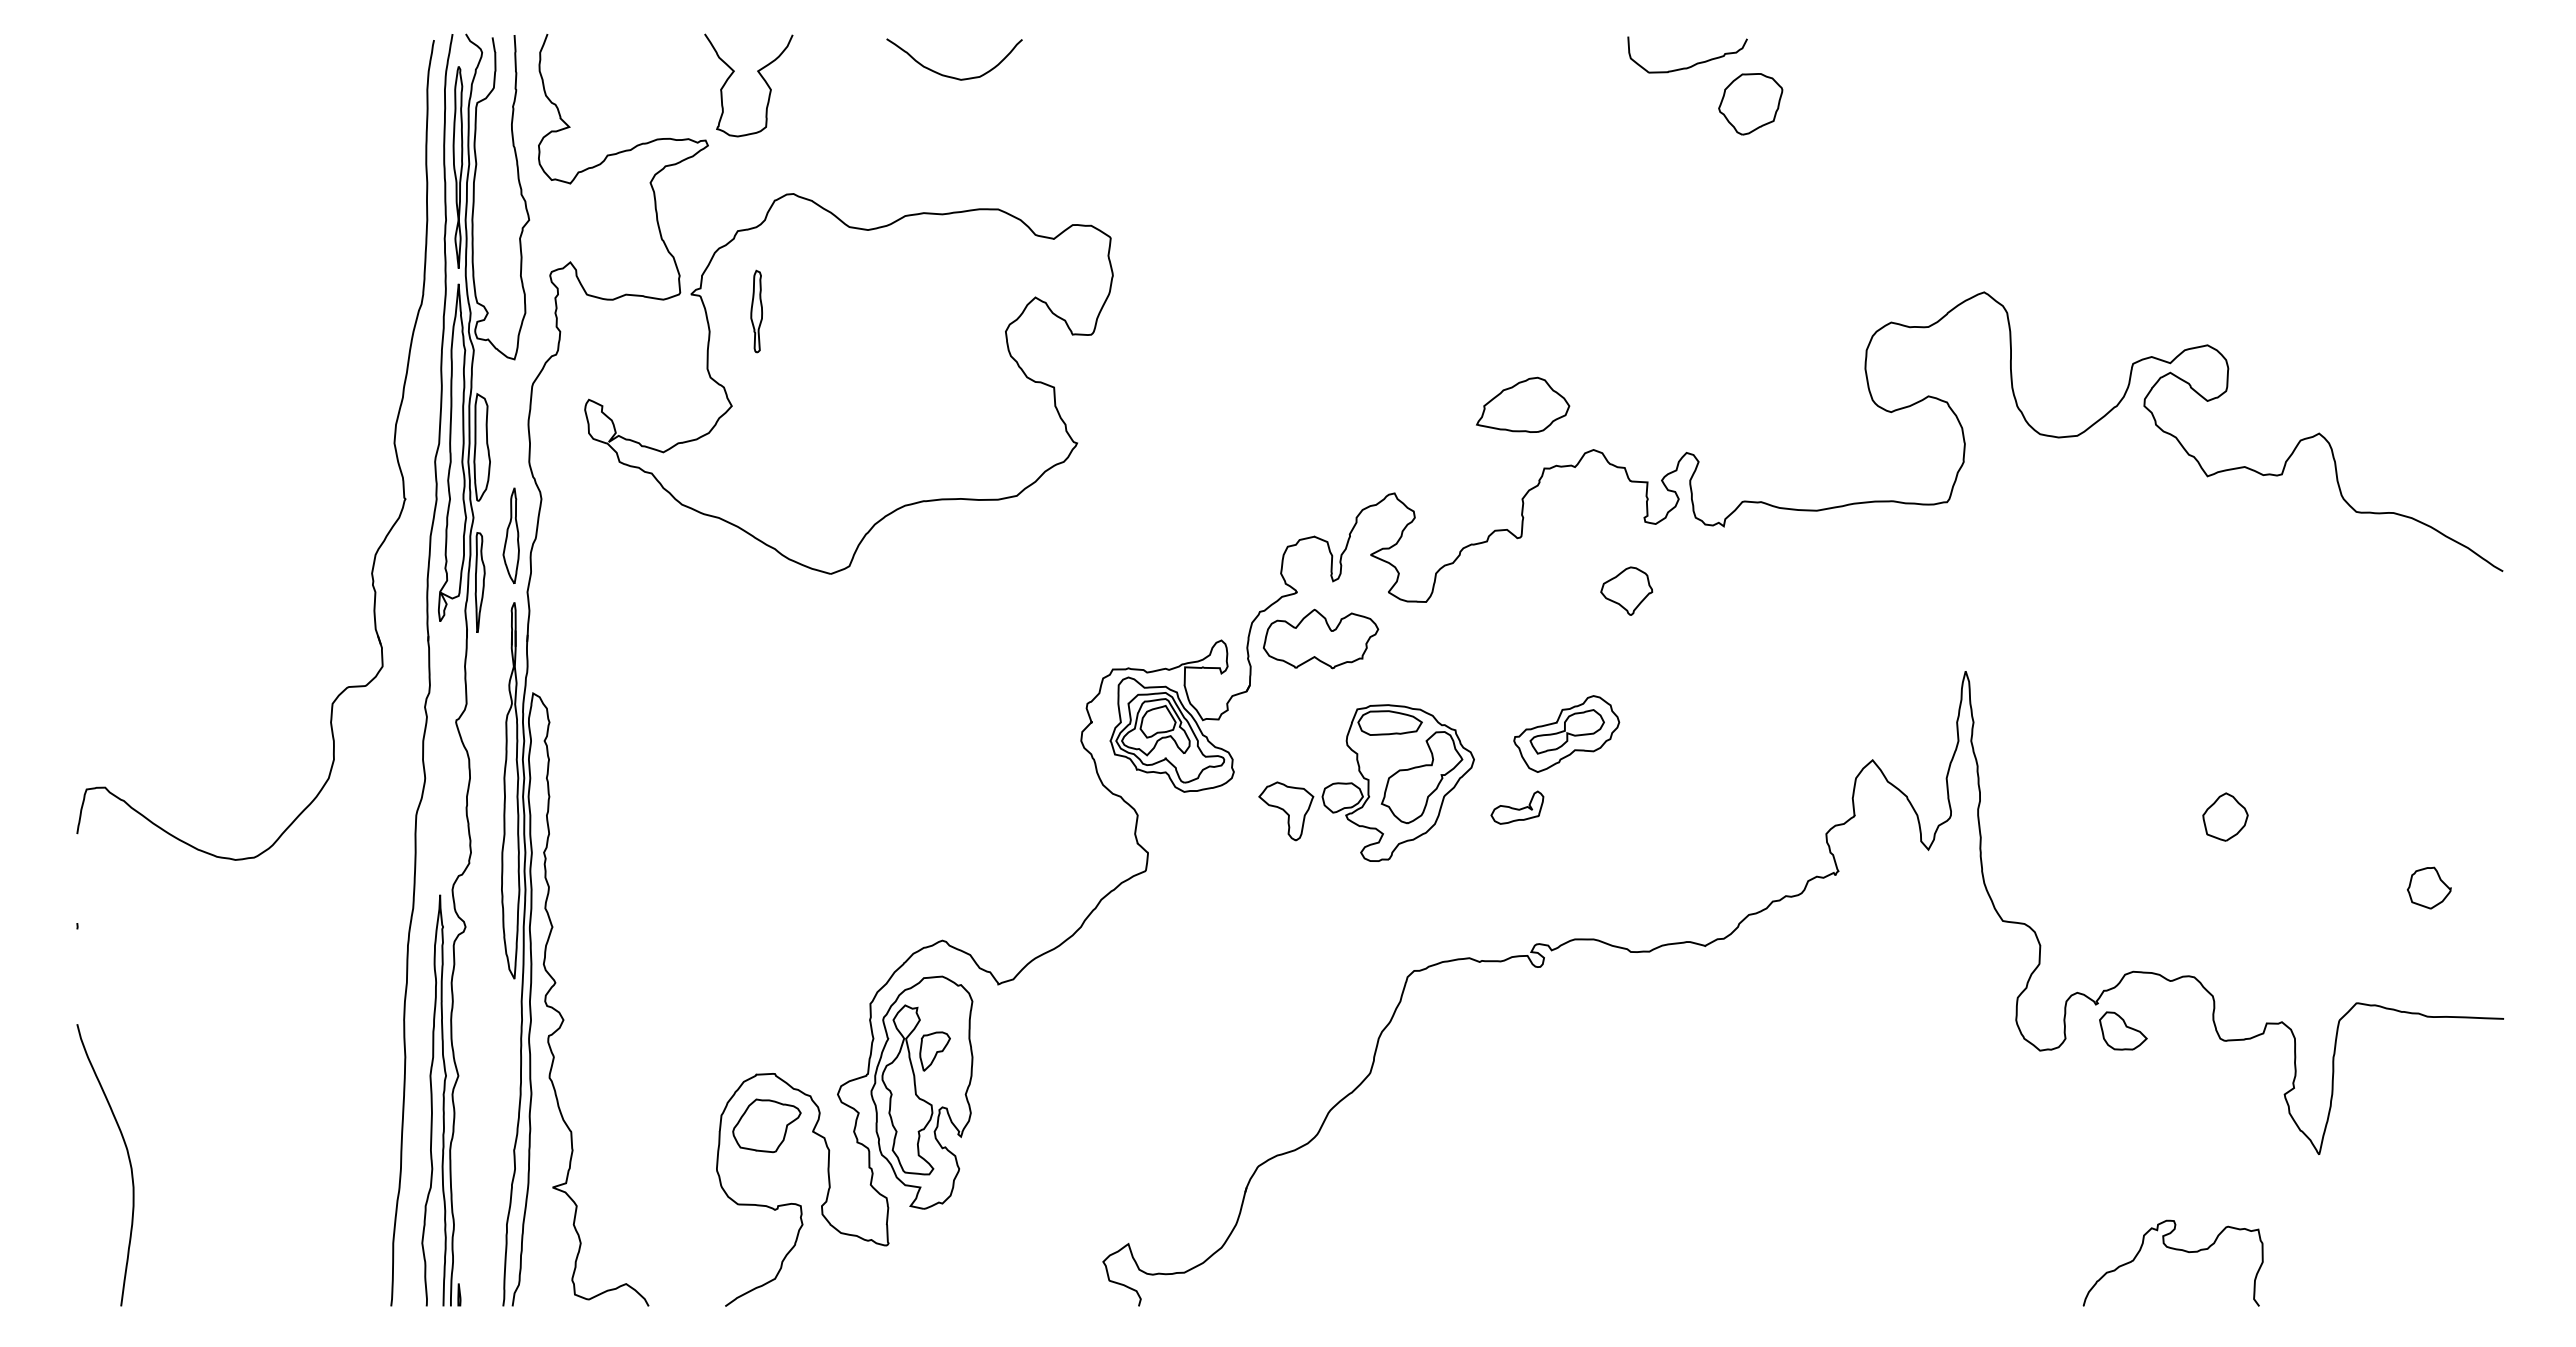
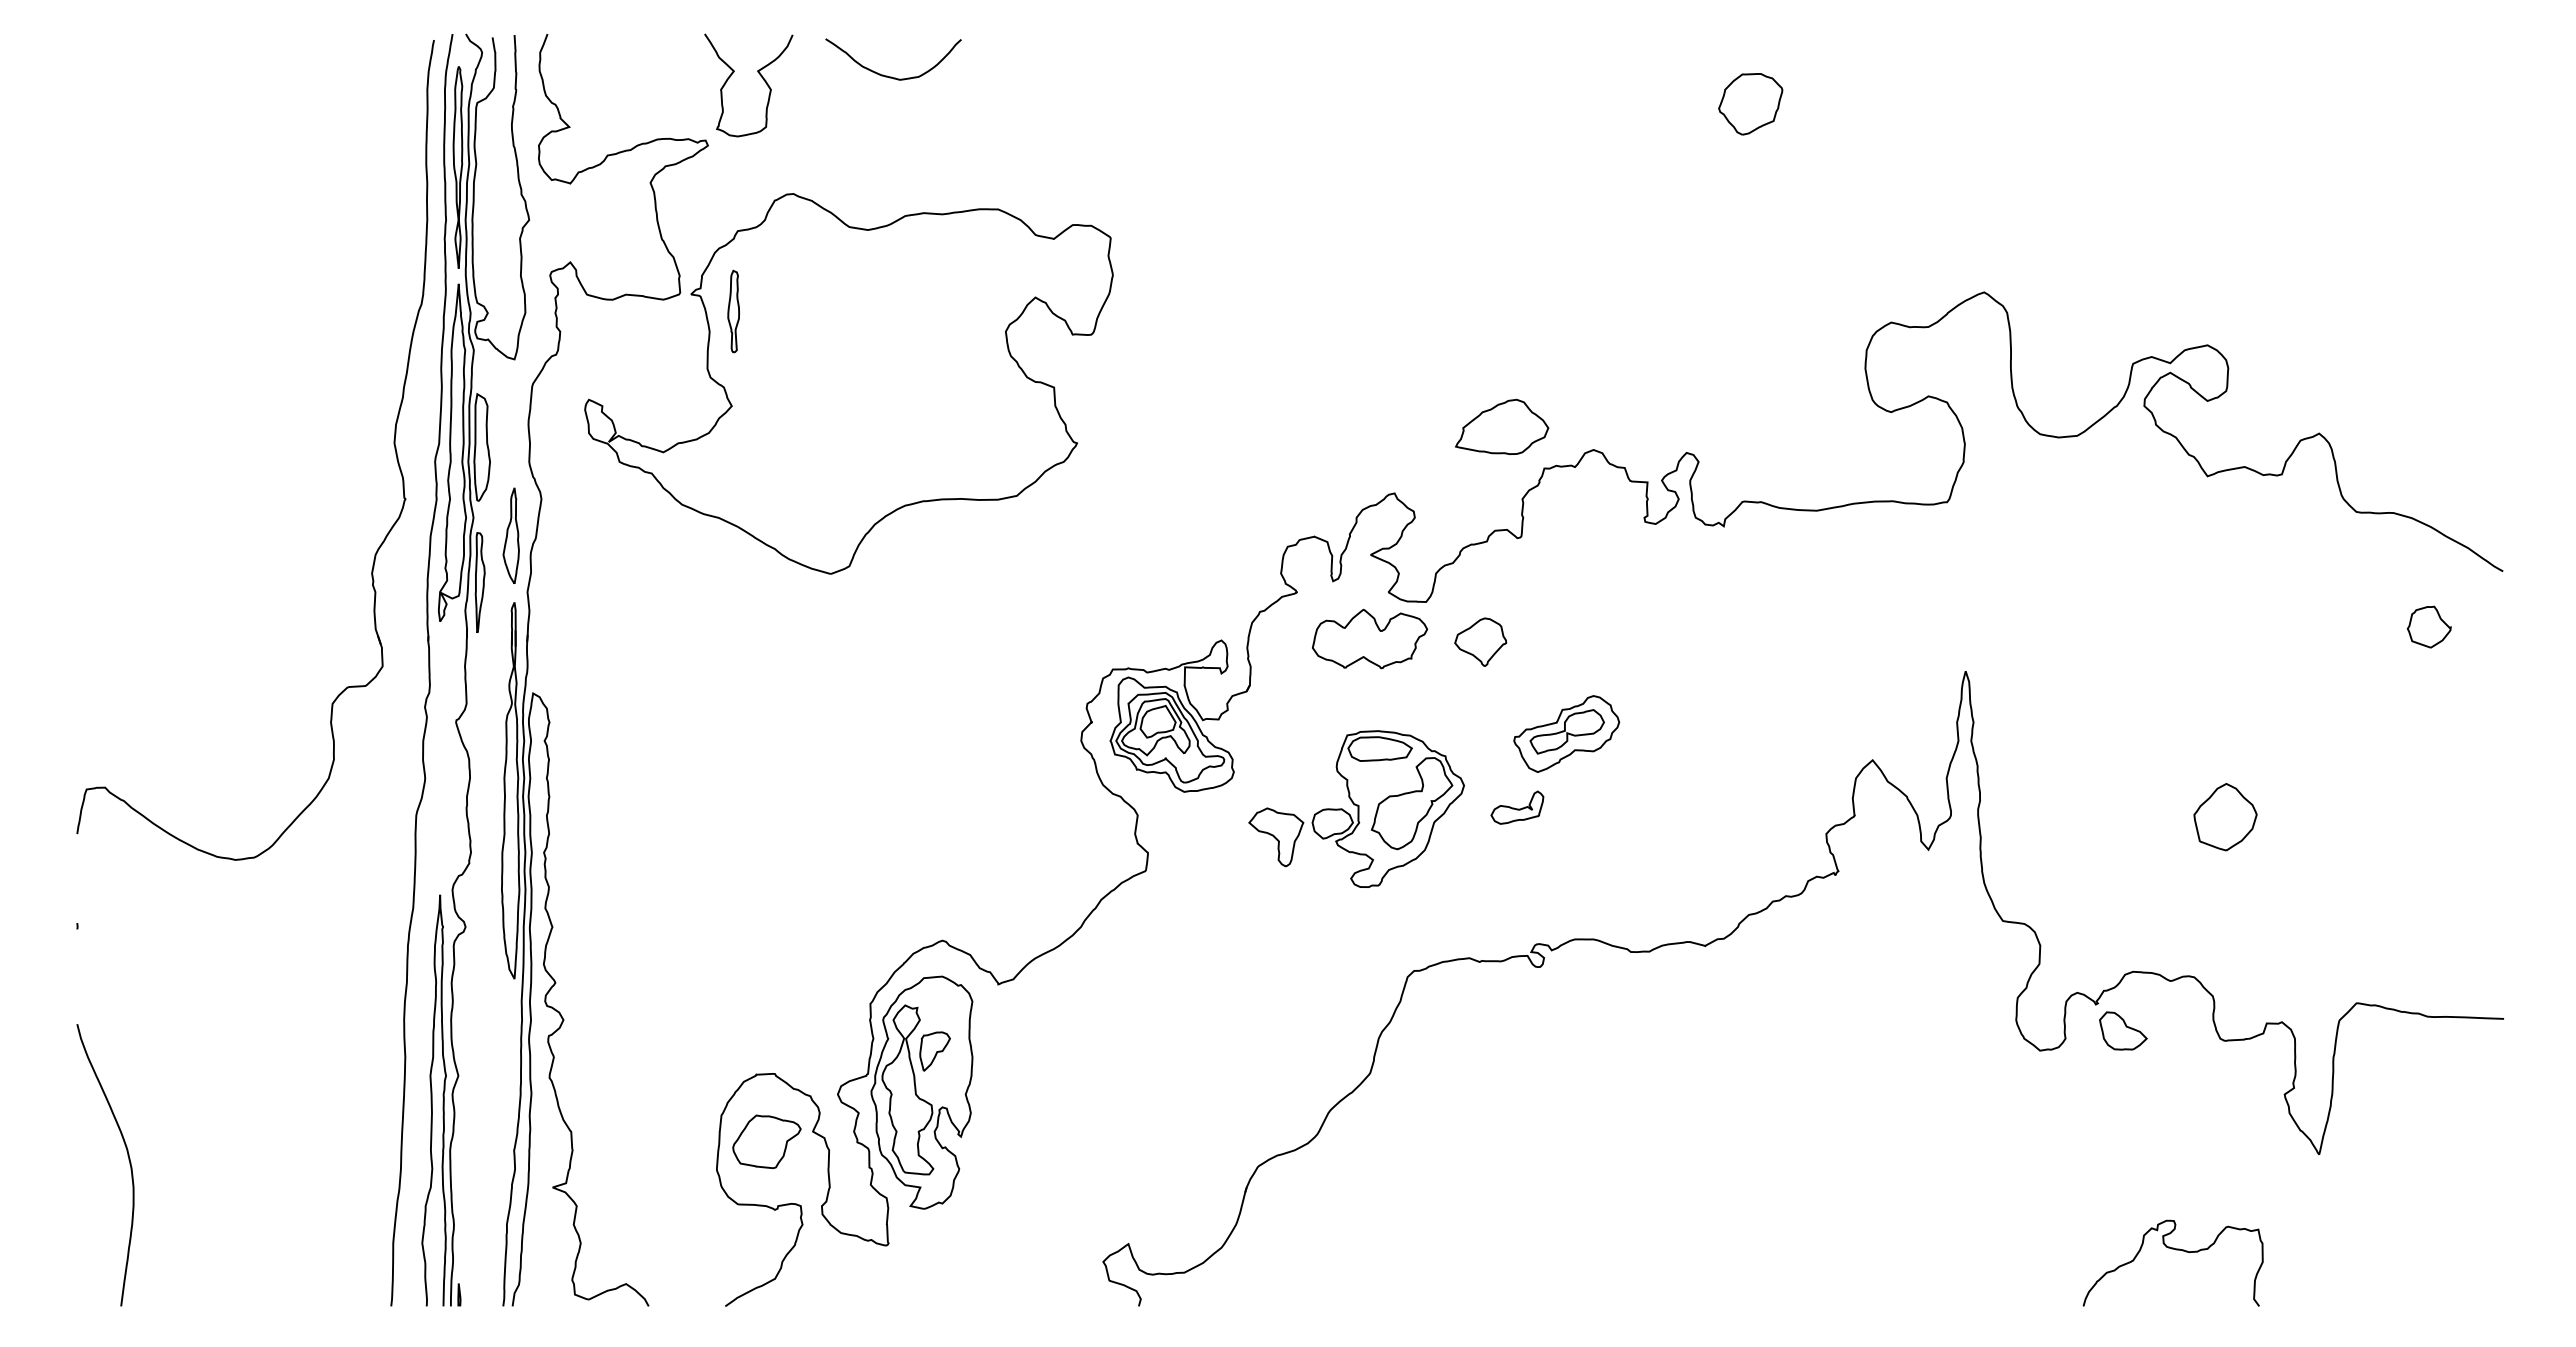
curve: present -> none (1693, 64)
curve position: (948, 75) -> (887, 75) (887, 75)
part position: (756, 311) -> (733, 311) (733, 311)
part position: (1523, 404) -> (1502, 426) (1502, 426)
part position: (1626, 590) -> (1480, 641) (1480, 641)
part position: (1321, 638) -> (1370, 638) (1370, 638)
part position: (1366, 782) -> (1356, 808) (1356, 808)
part size: 47x50 px -> 65x69 px (2225, 817)
part position: (2428, 887) -> (2428, 626) (2428, 626)
part position: (766, 1125) -> (766, 1141) (766, 1141)
